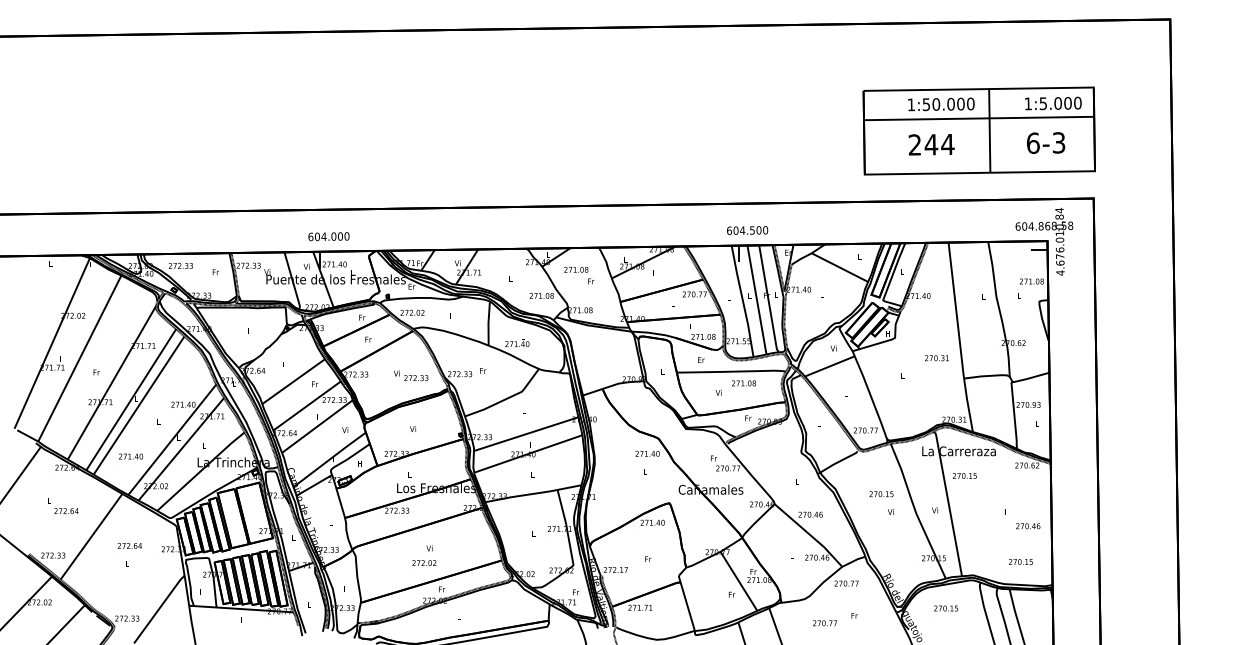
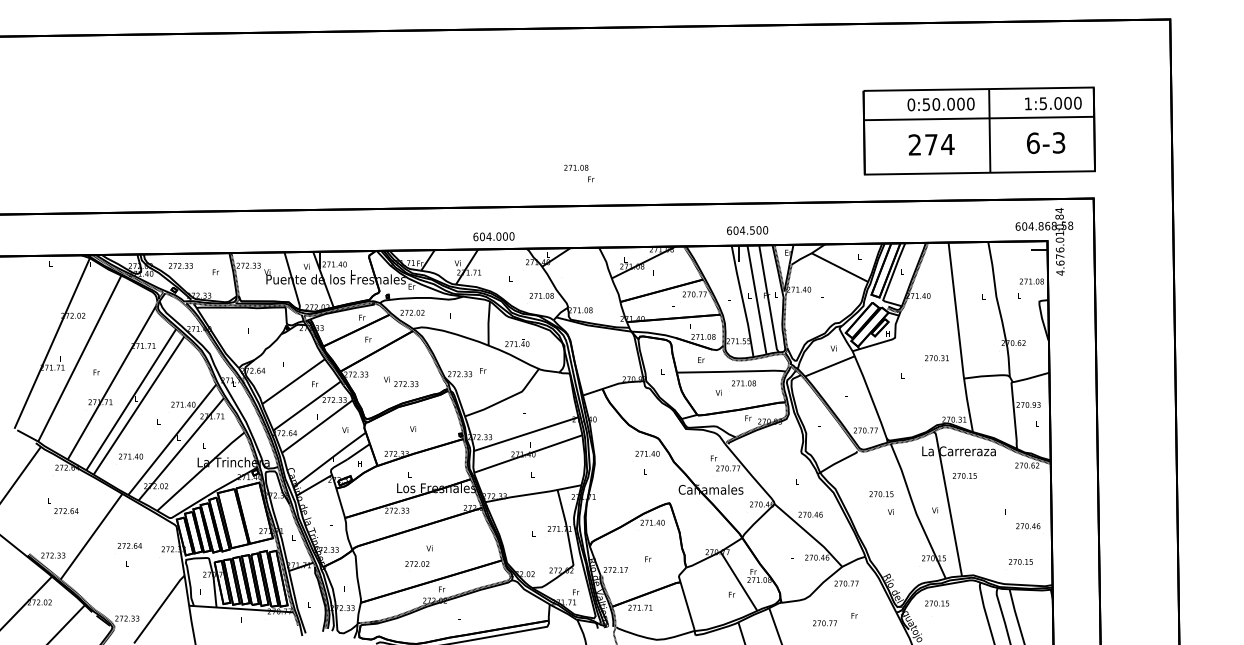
text: 1:50.000 -> 0:50.000 (911, 104)
text: 244 -> 274 (931, 144)
text position: (328, 236) -> (493, 236) (493, 236)
text position: (579, 275) -> (579, 173) (579, 173)
text position: (411, 375) -> (401, 381) (401, 381)
text position: (424, 562) -> (417, 563) (417, 563)
text position: (946, 608) -> (937, 603) (937, 603)
